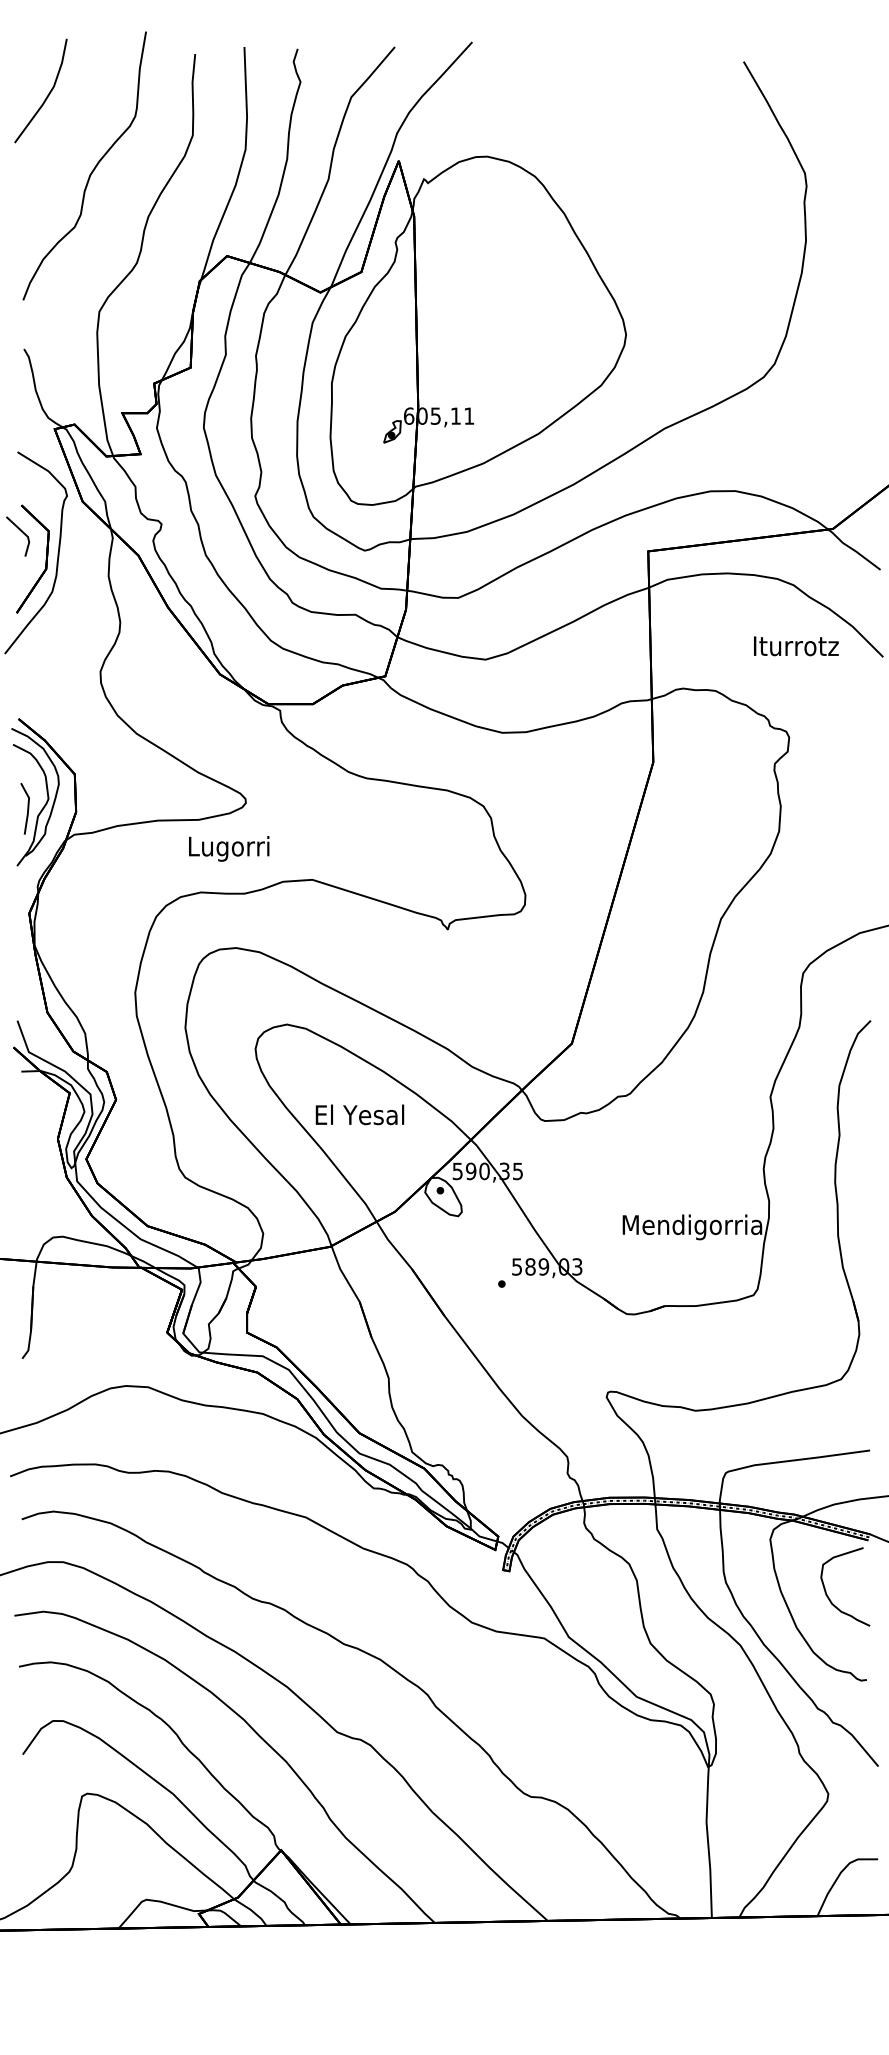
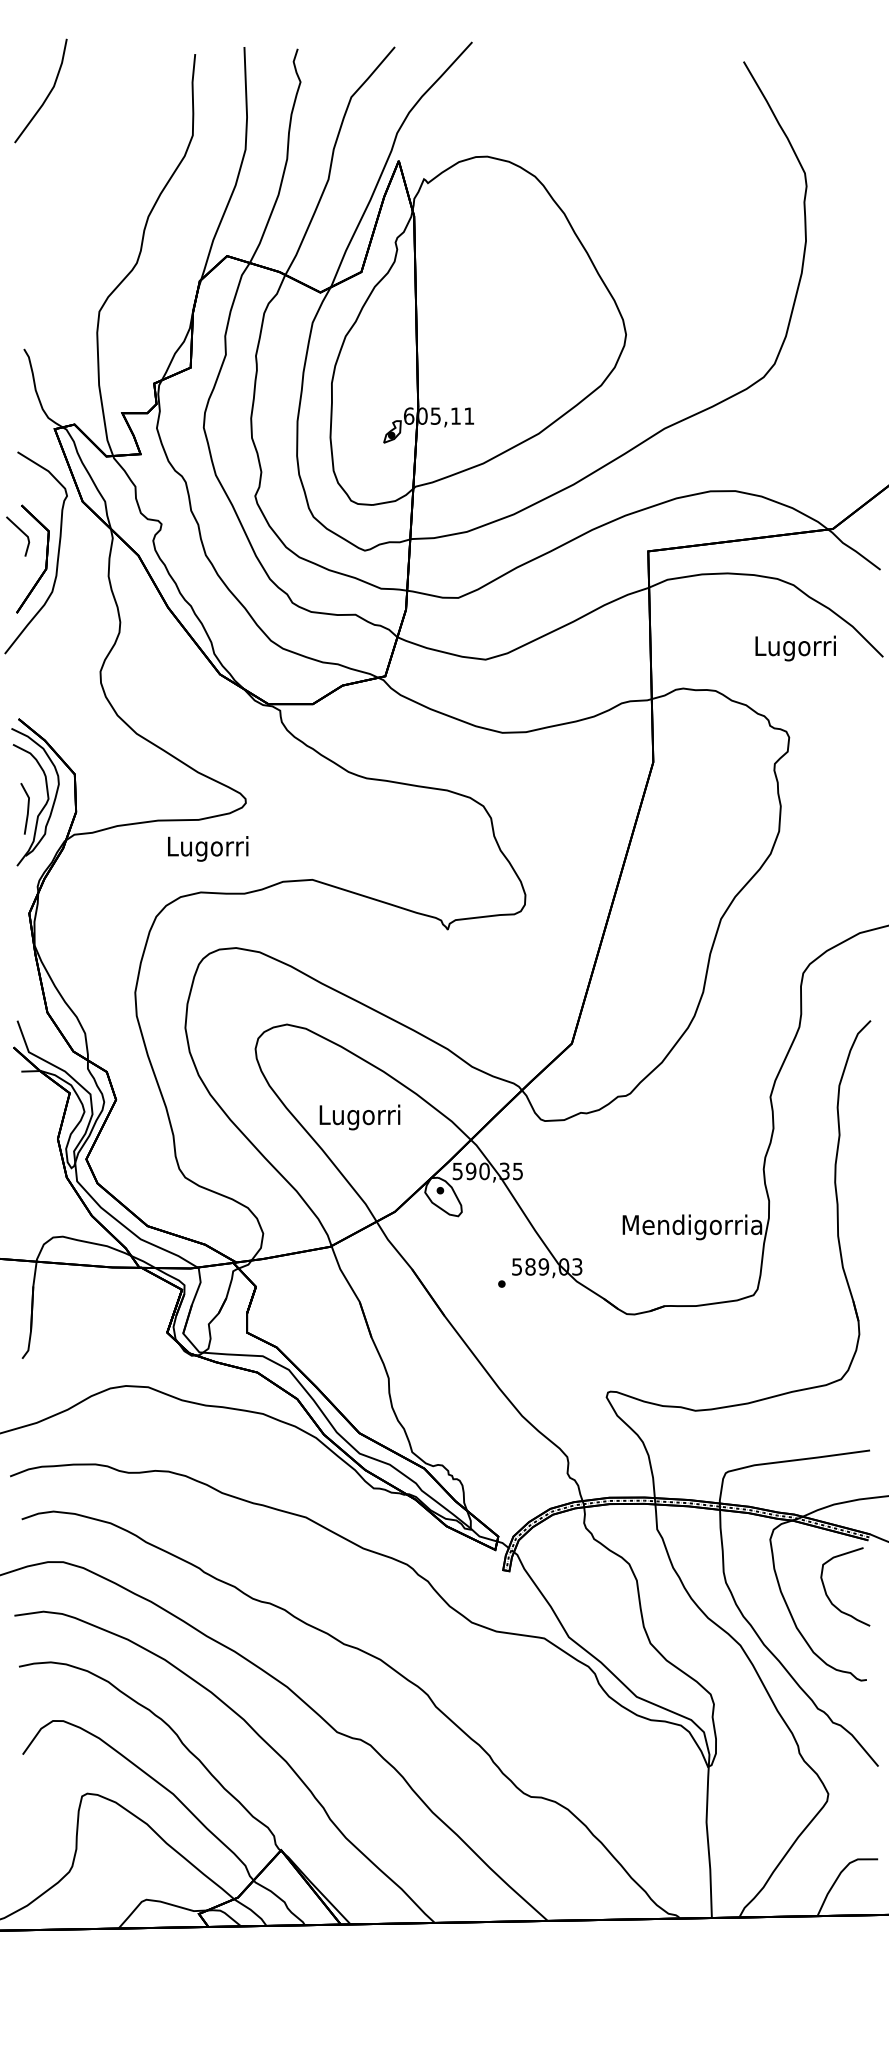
curve: present -> none (92, 169)
text: Iturrotz -> Lugorri (796, 648)
text position: (229, 848) -> (208, 848) (208, 848)
text: El Yesal -> Lugorri (359, 1117)
